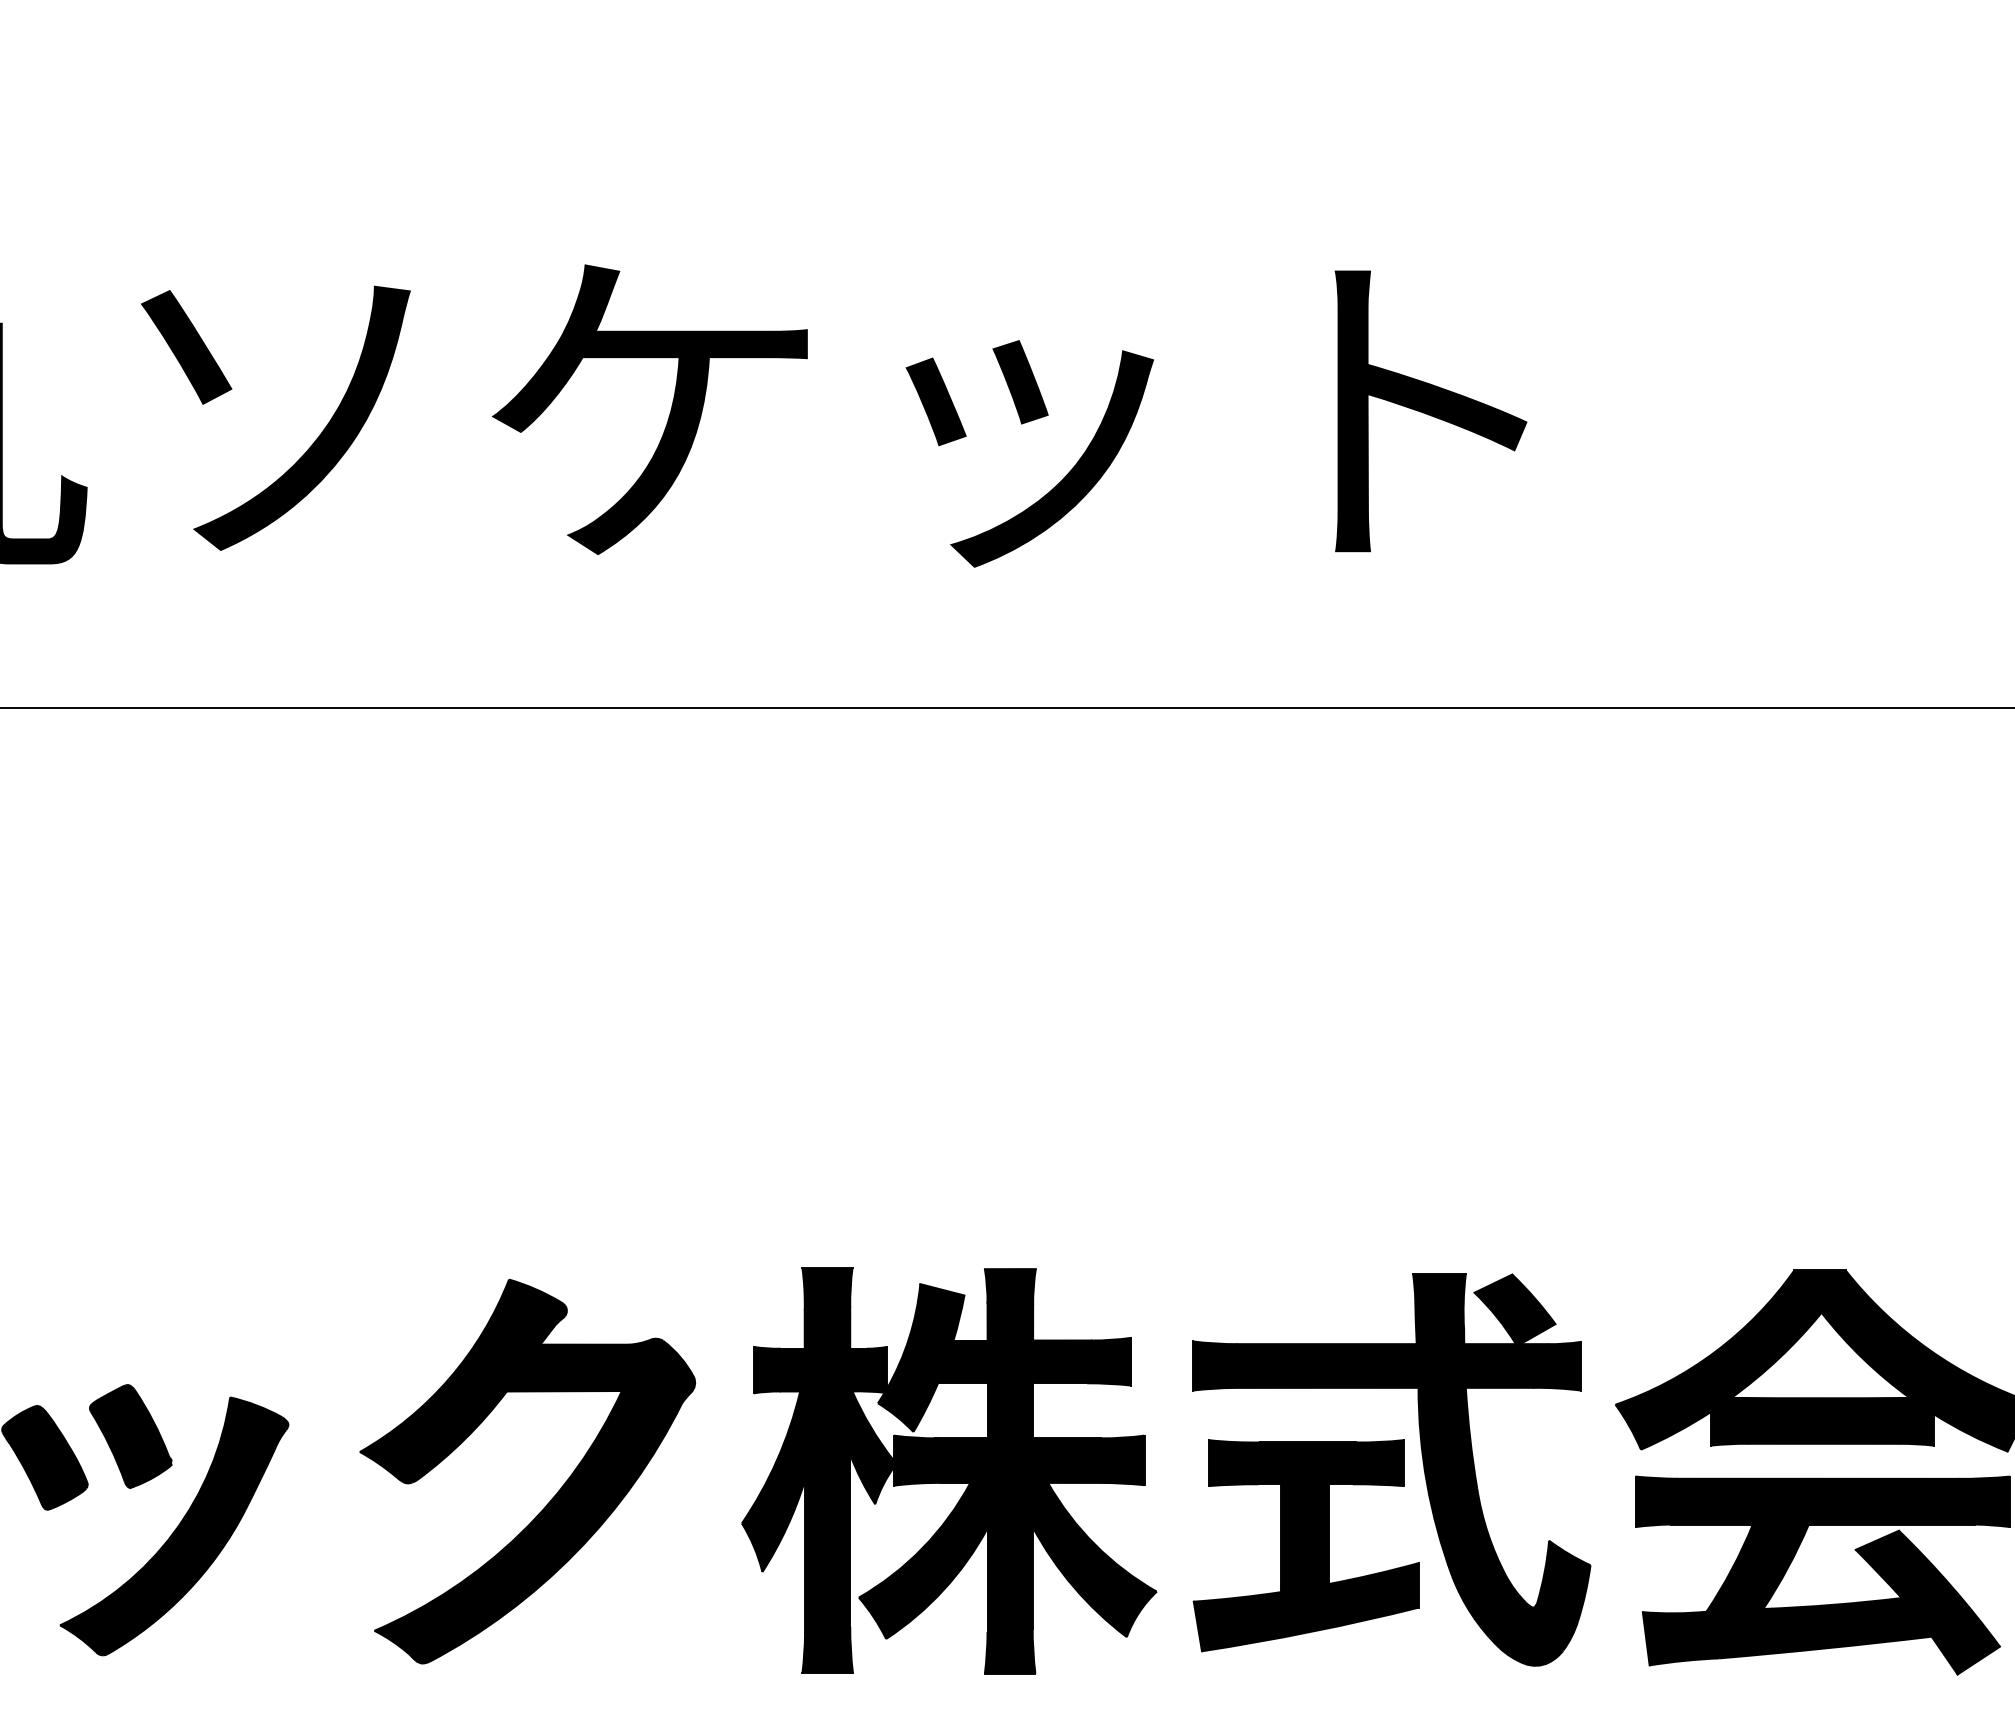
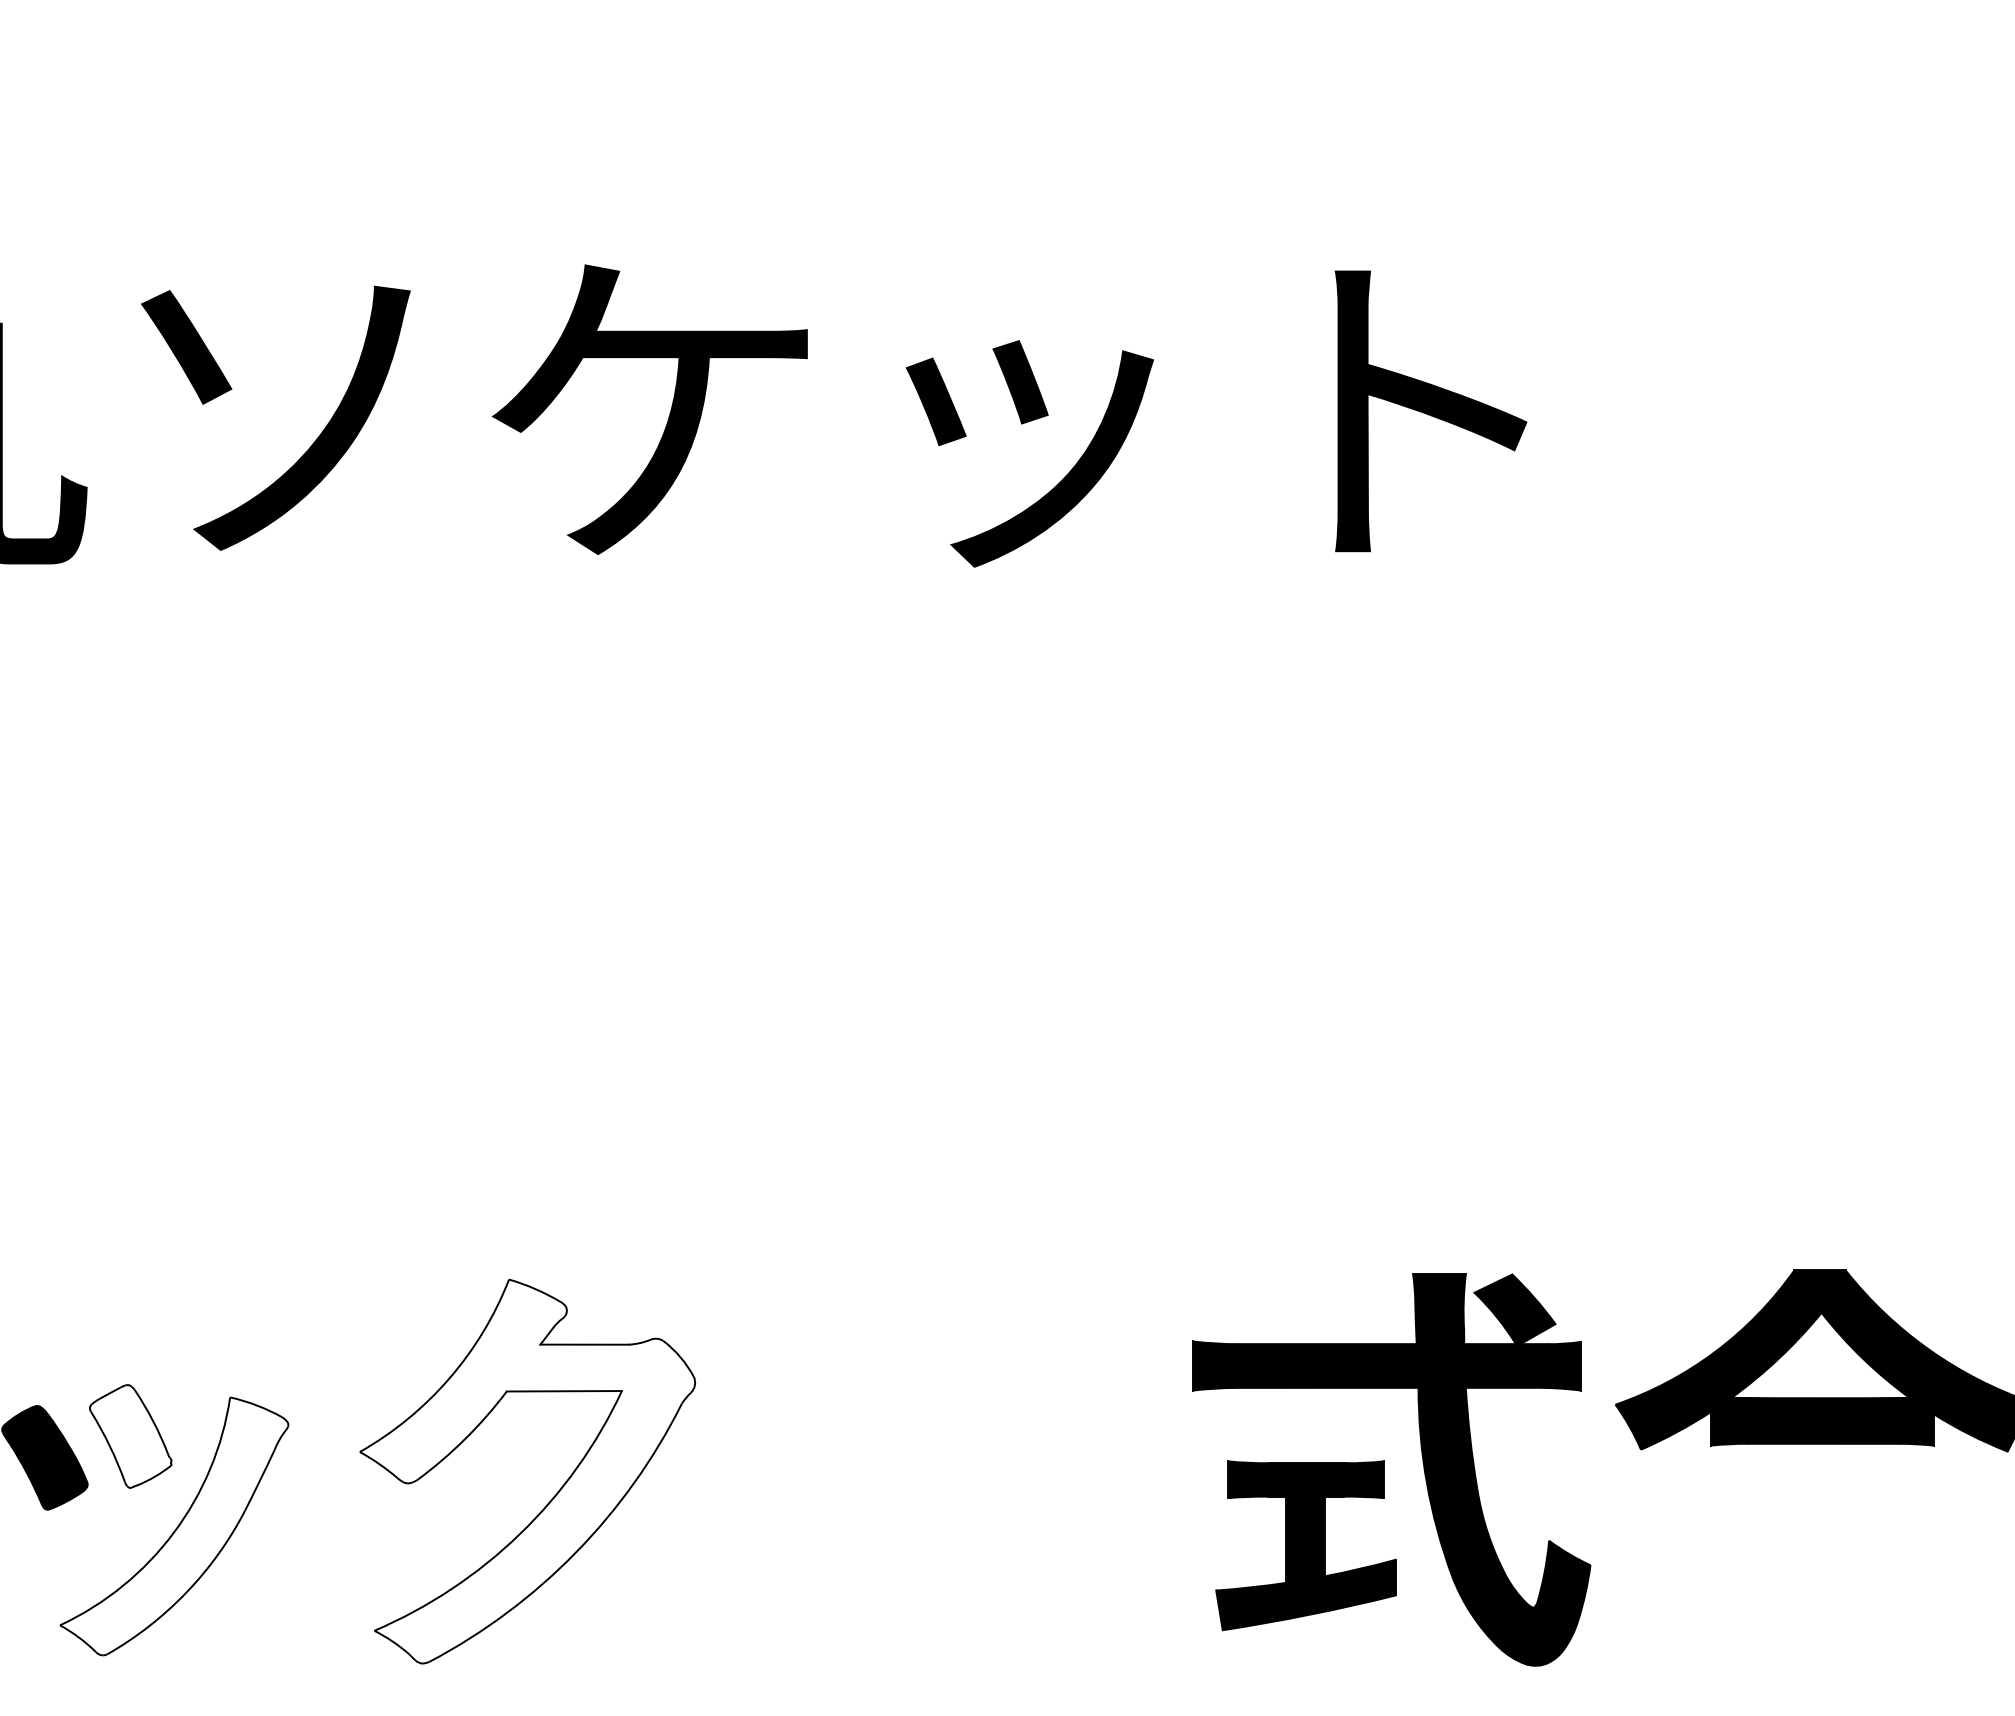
line: present -> none (1006, 708)
fill: present -> none (130, 1436)
part: present -> none (949, 1470)
fill: present -> none (527, 1471)
fill: present -> none (174, 1526)
part size: 228x214 px -> 182x172 px (1305, 1545)
part: present -> none (1822, 1604)
